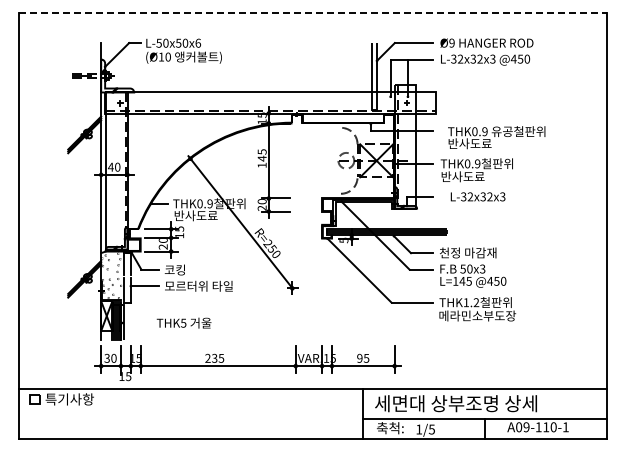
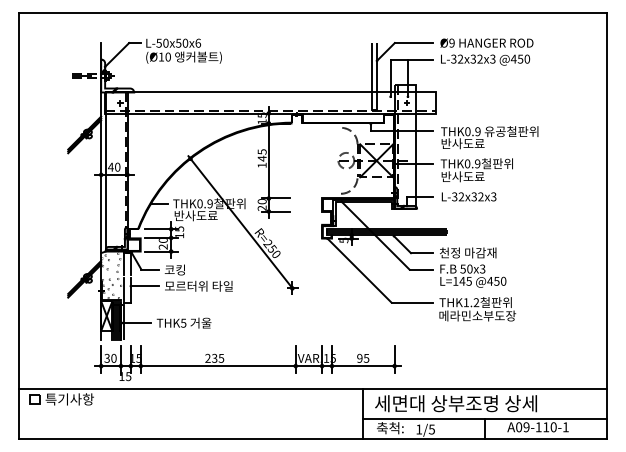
line: dashed -> solid (313, 13)
text position: (496, 137) -> (489, 137) (489, 137)
text position: (477, 196) -> (468, 196) (468, 196)
line: none -> present (136, 323)
